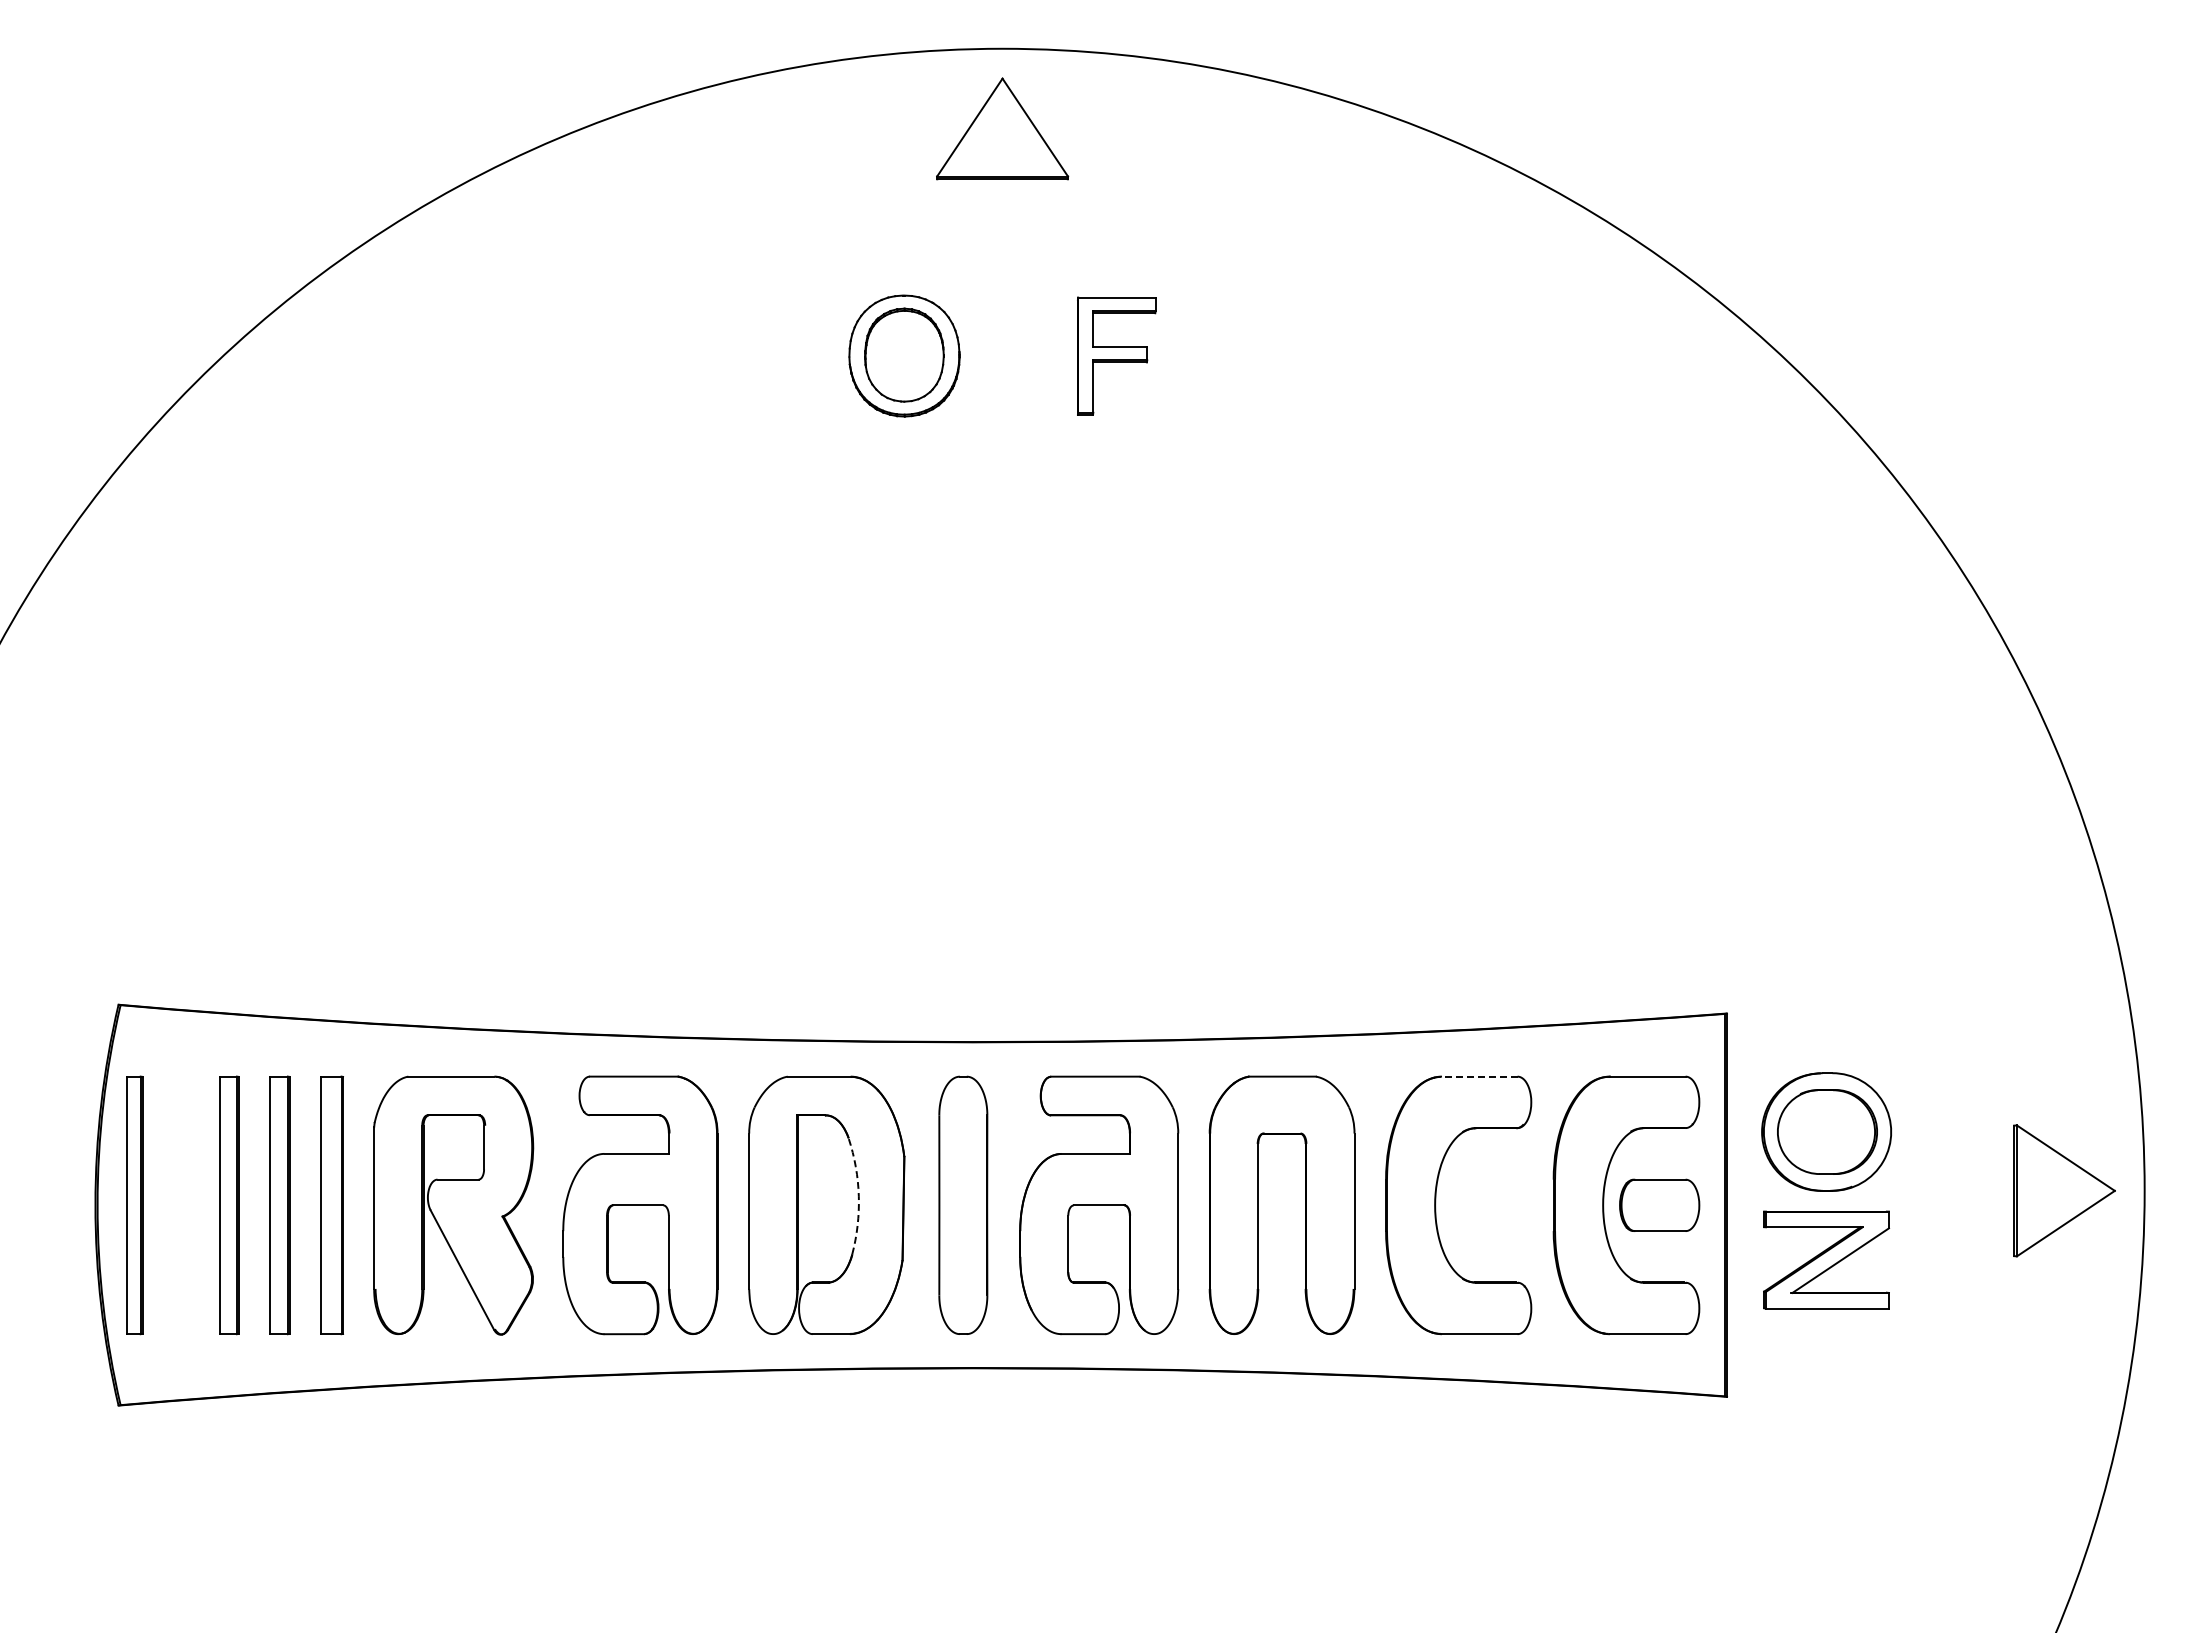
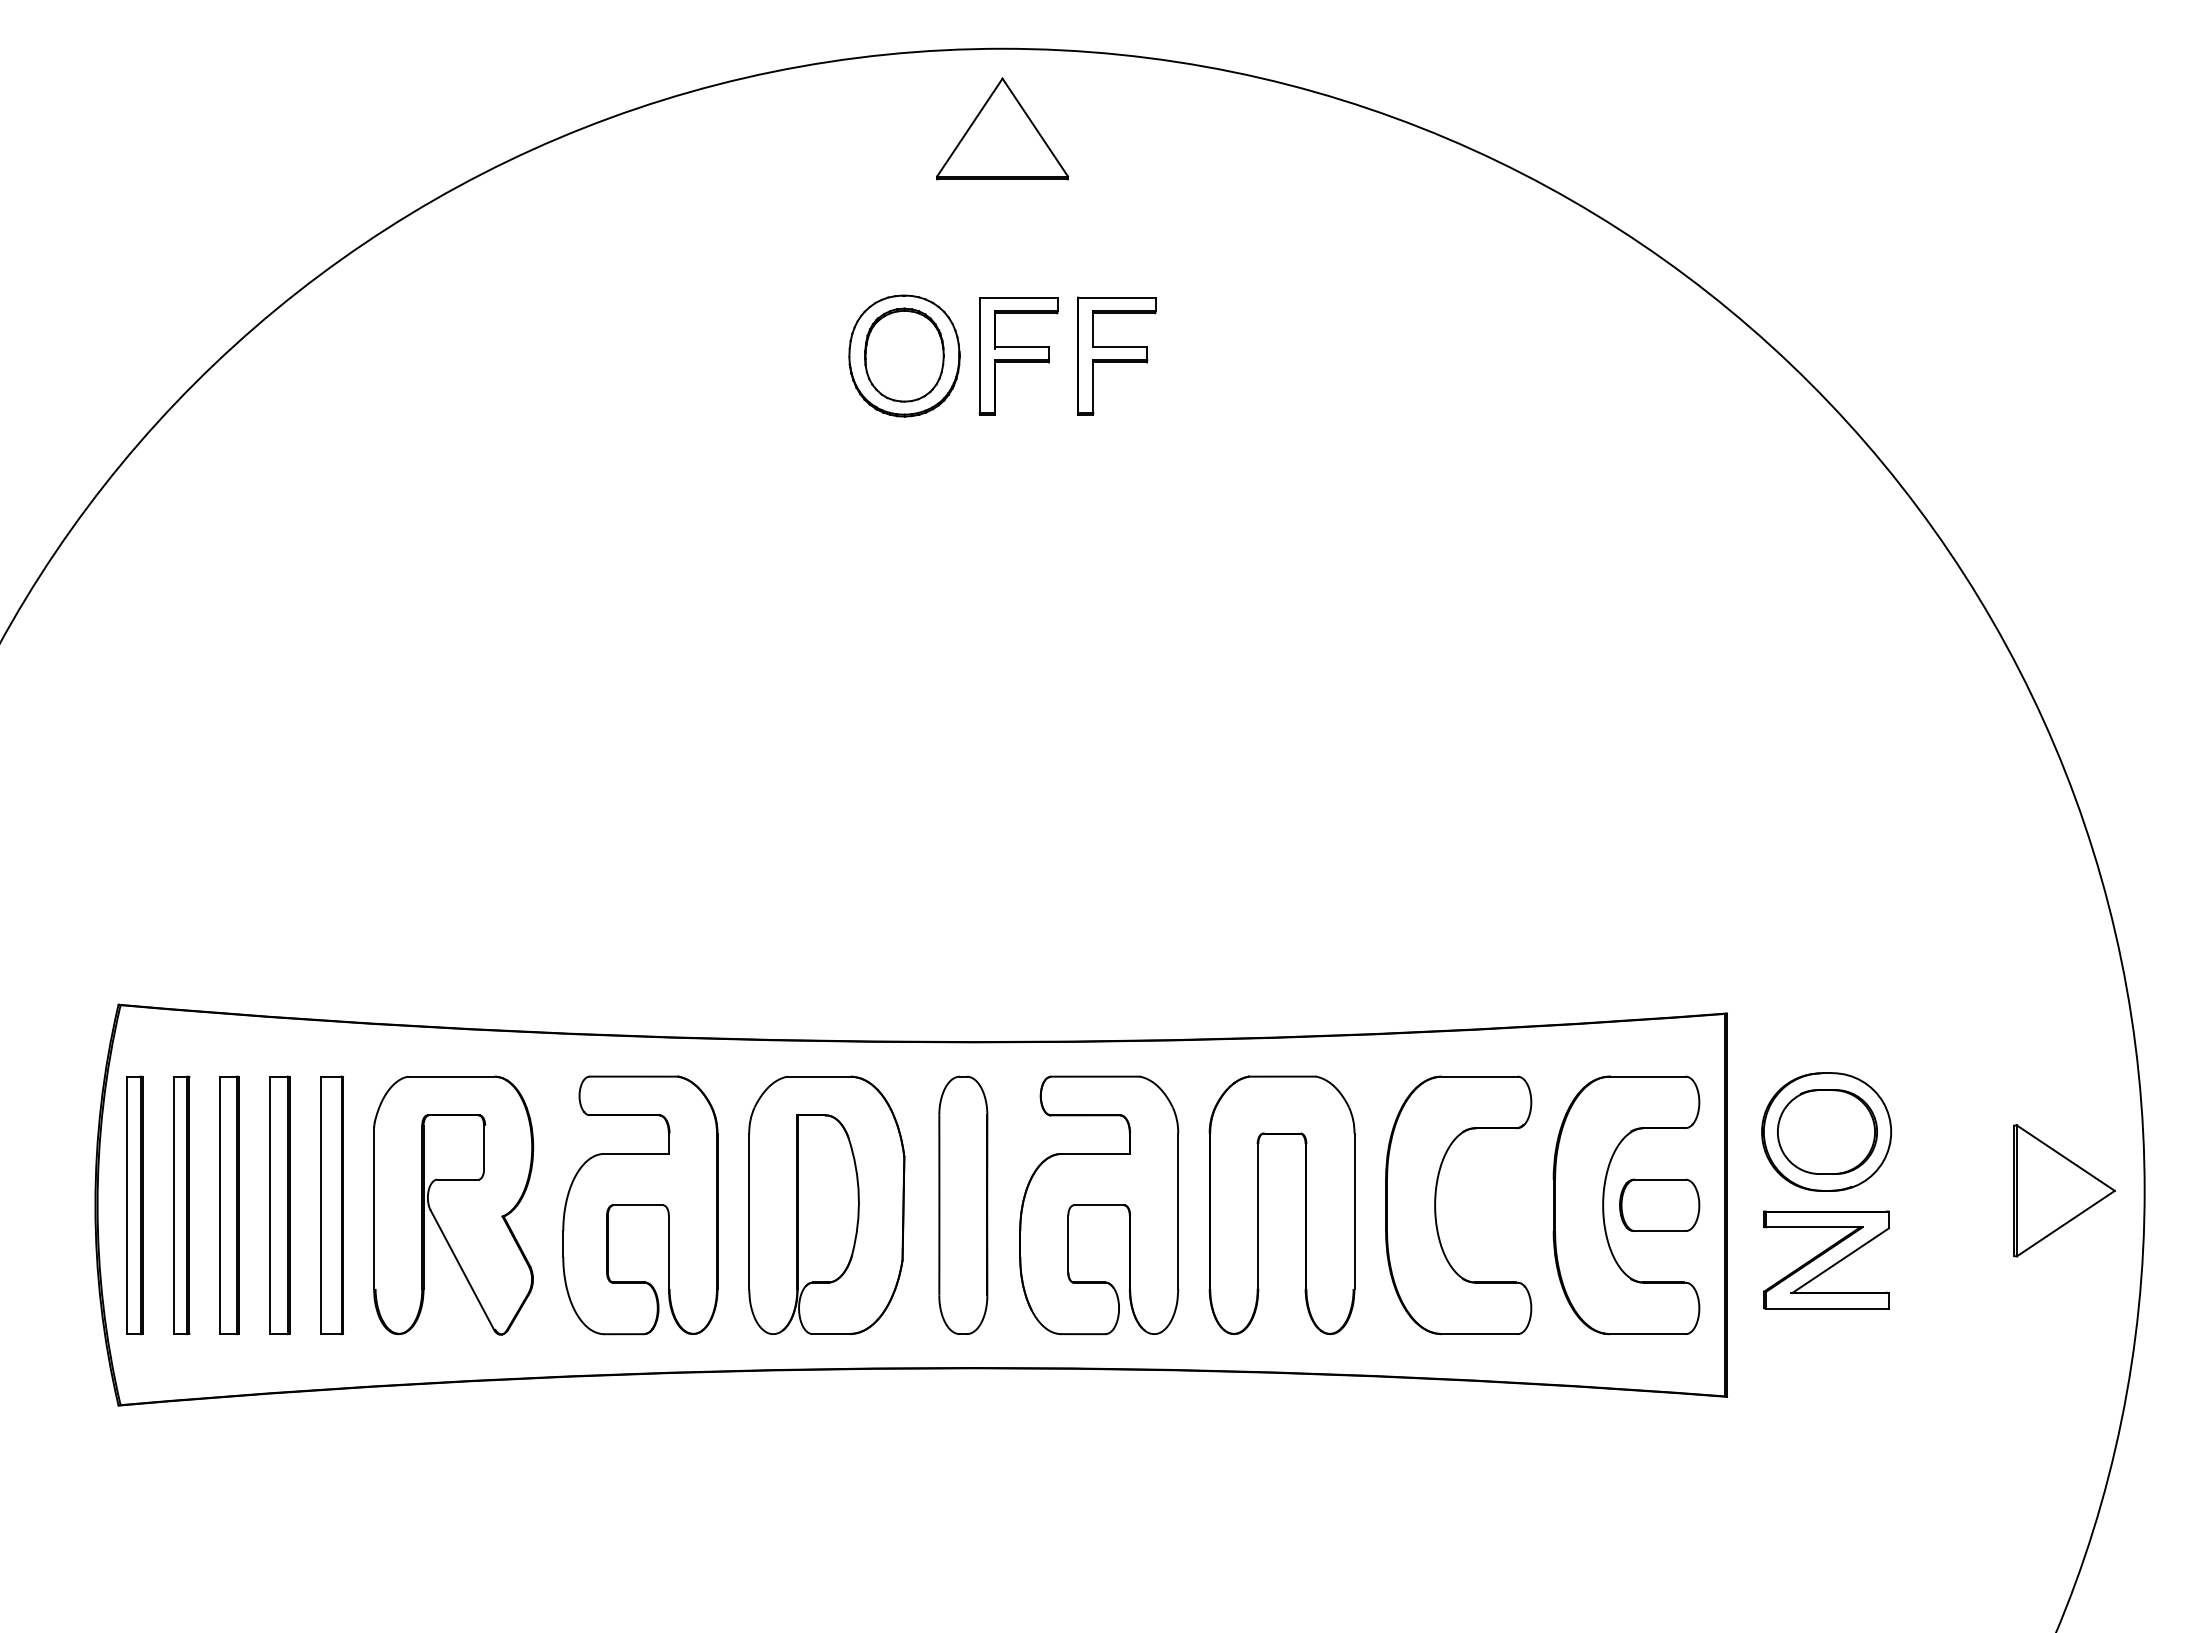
part: none -> present (1018, 356)
line: dashed -> solid (1479, 1076)
arc: dashed -> solid (858, 1196)
part: none -> present (181, 1205)
